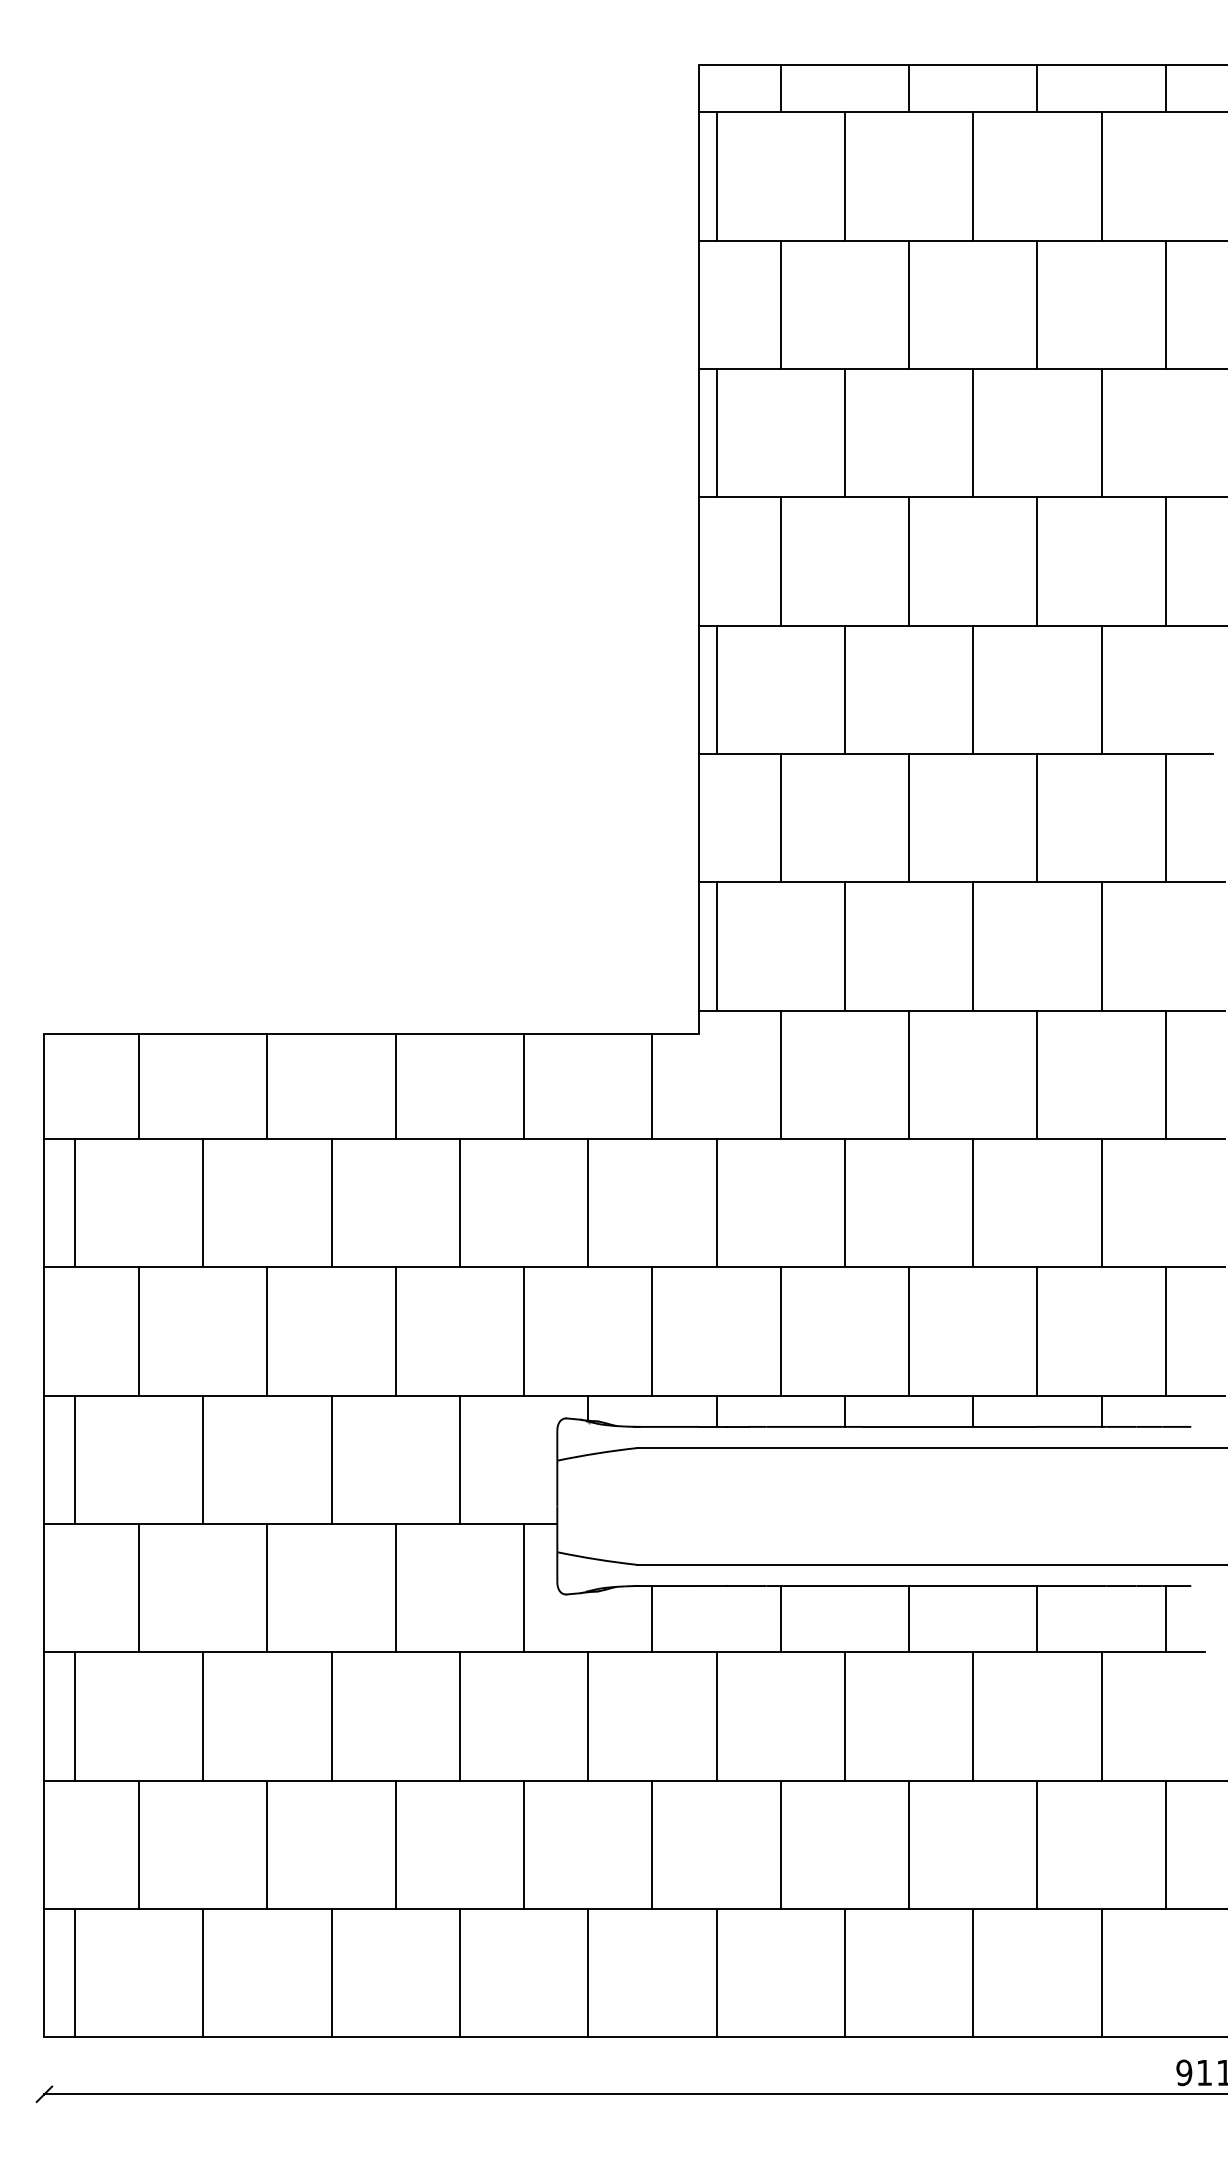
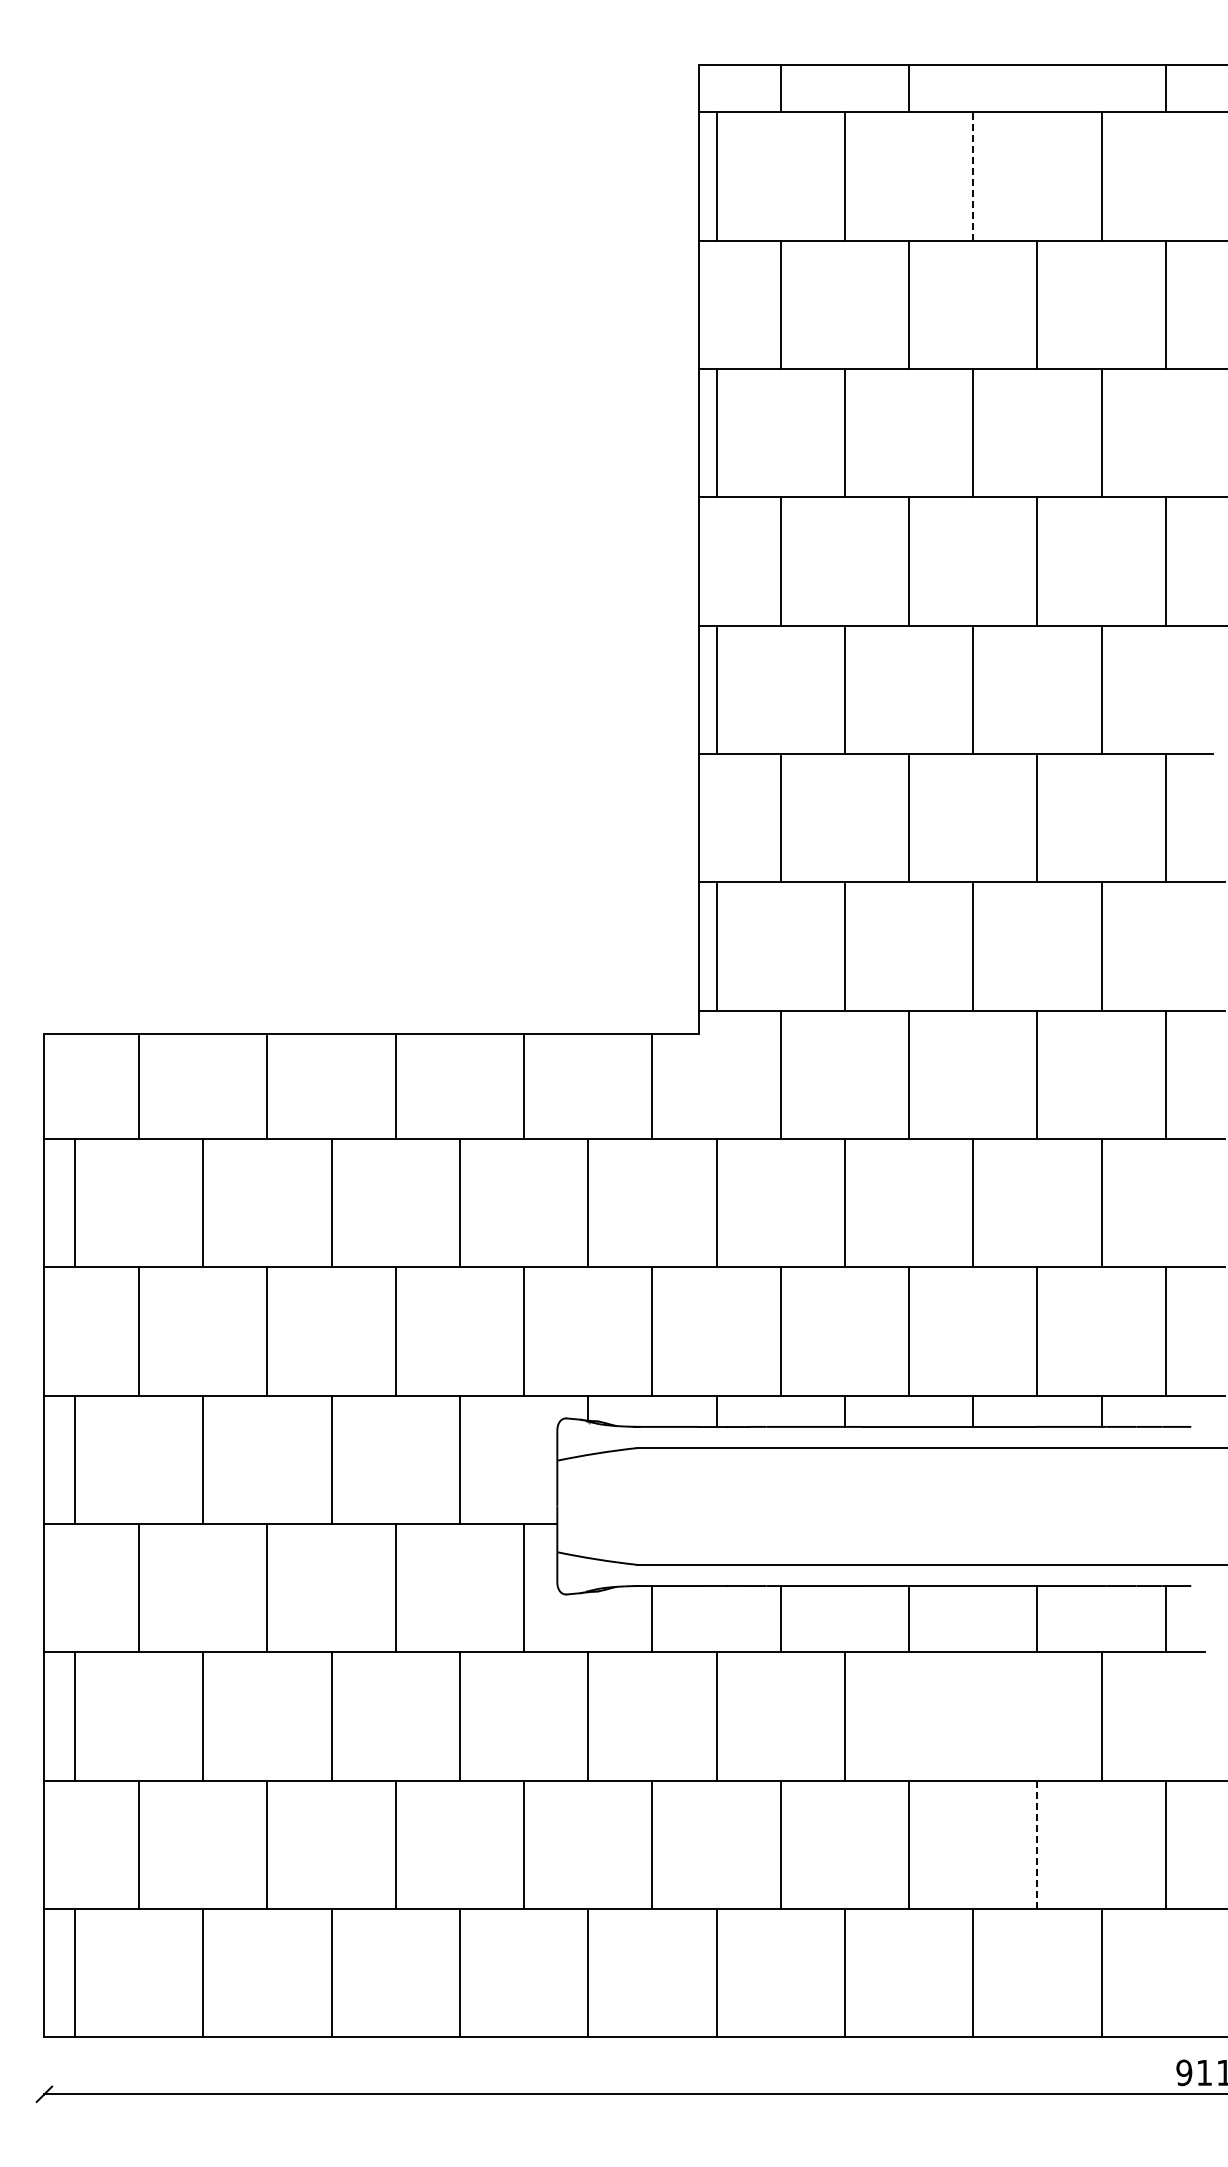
line: present -> none (1037, 88)
line: solid -> dashed (973, 176)
line: present -> none (973, 1716)
line: solid -> dashed (1037, 1844)
